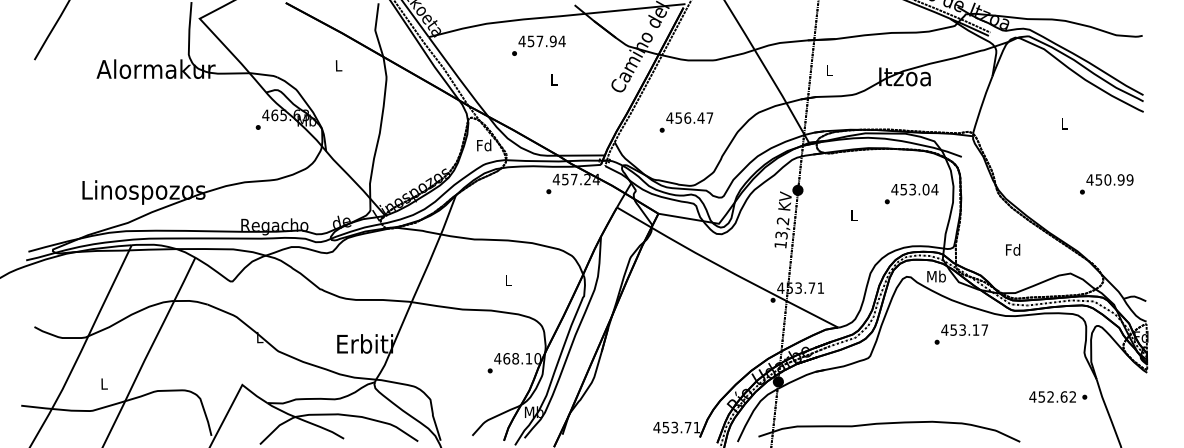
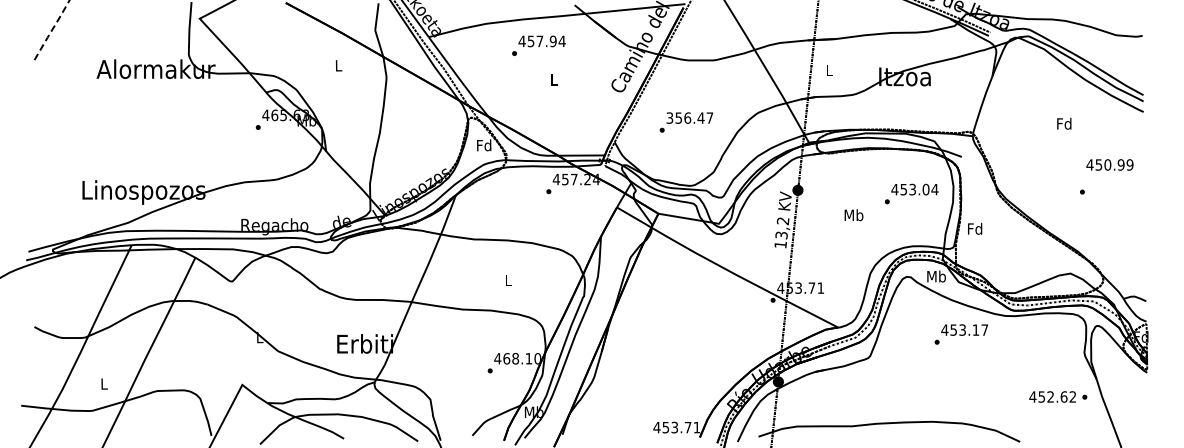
line: solid -> dashed (51, 30)
text: 456.47 -> 356.47 (669, 117)
text: L -> Fd (1064, 123)
text position: (1109, 179) -> (1109, 164) (1109, 164)
text: L -> Mb (853, 215)
text position: (1013, 249) -> (975, 228) (975, 228)
